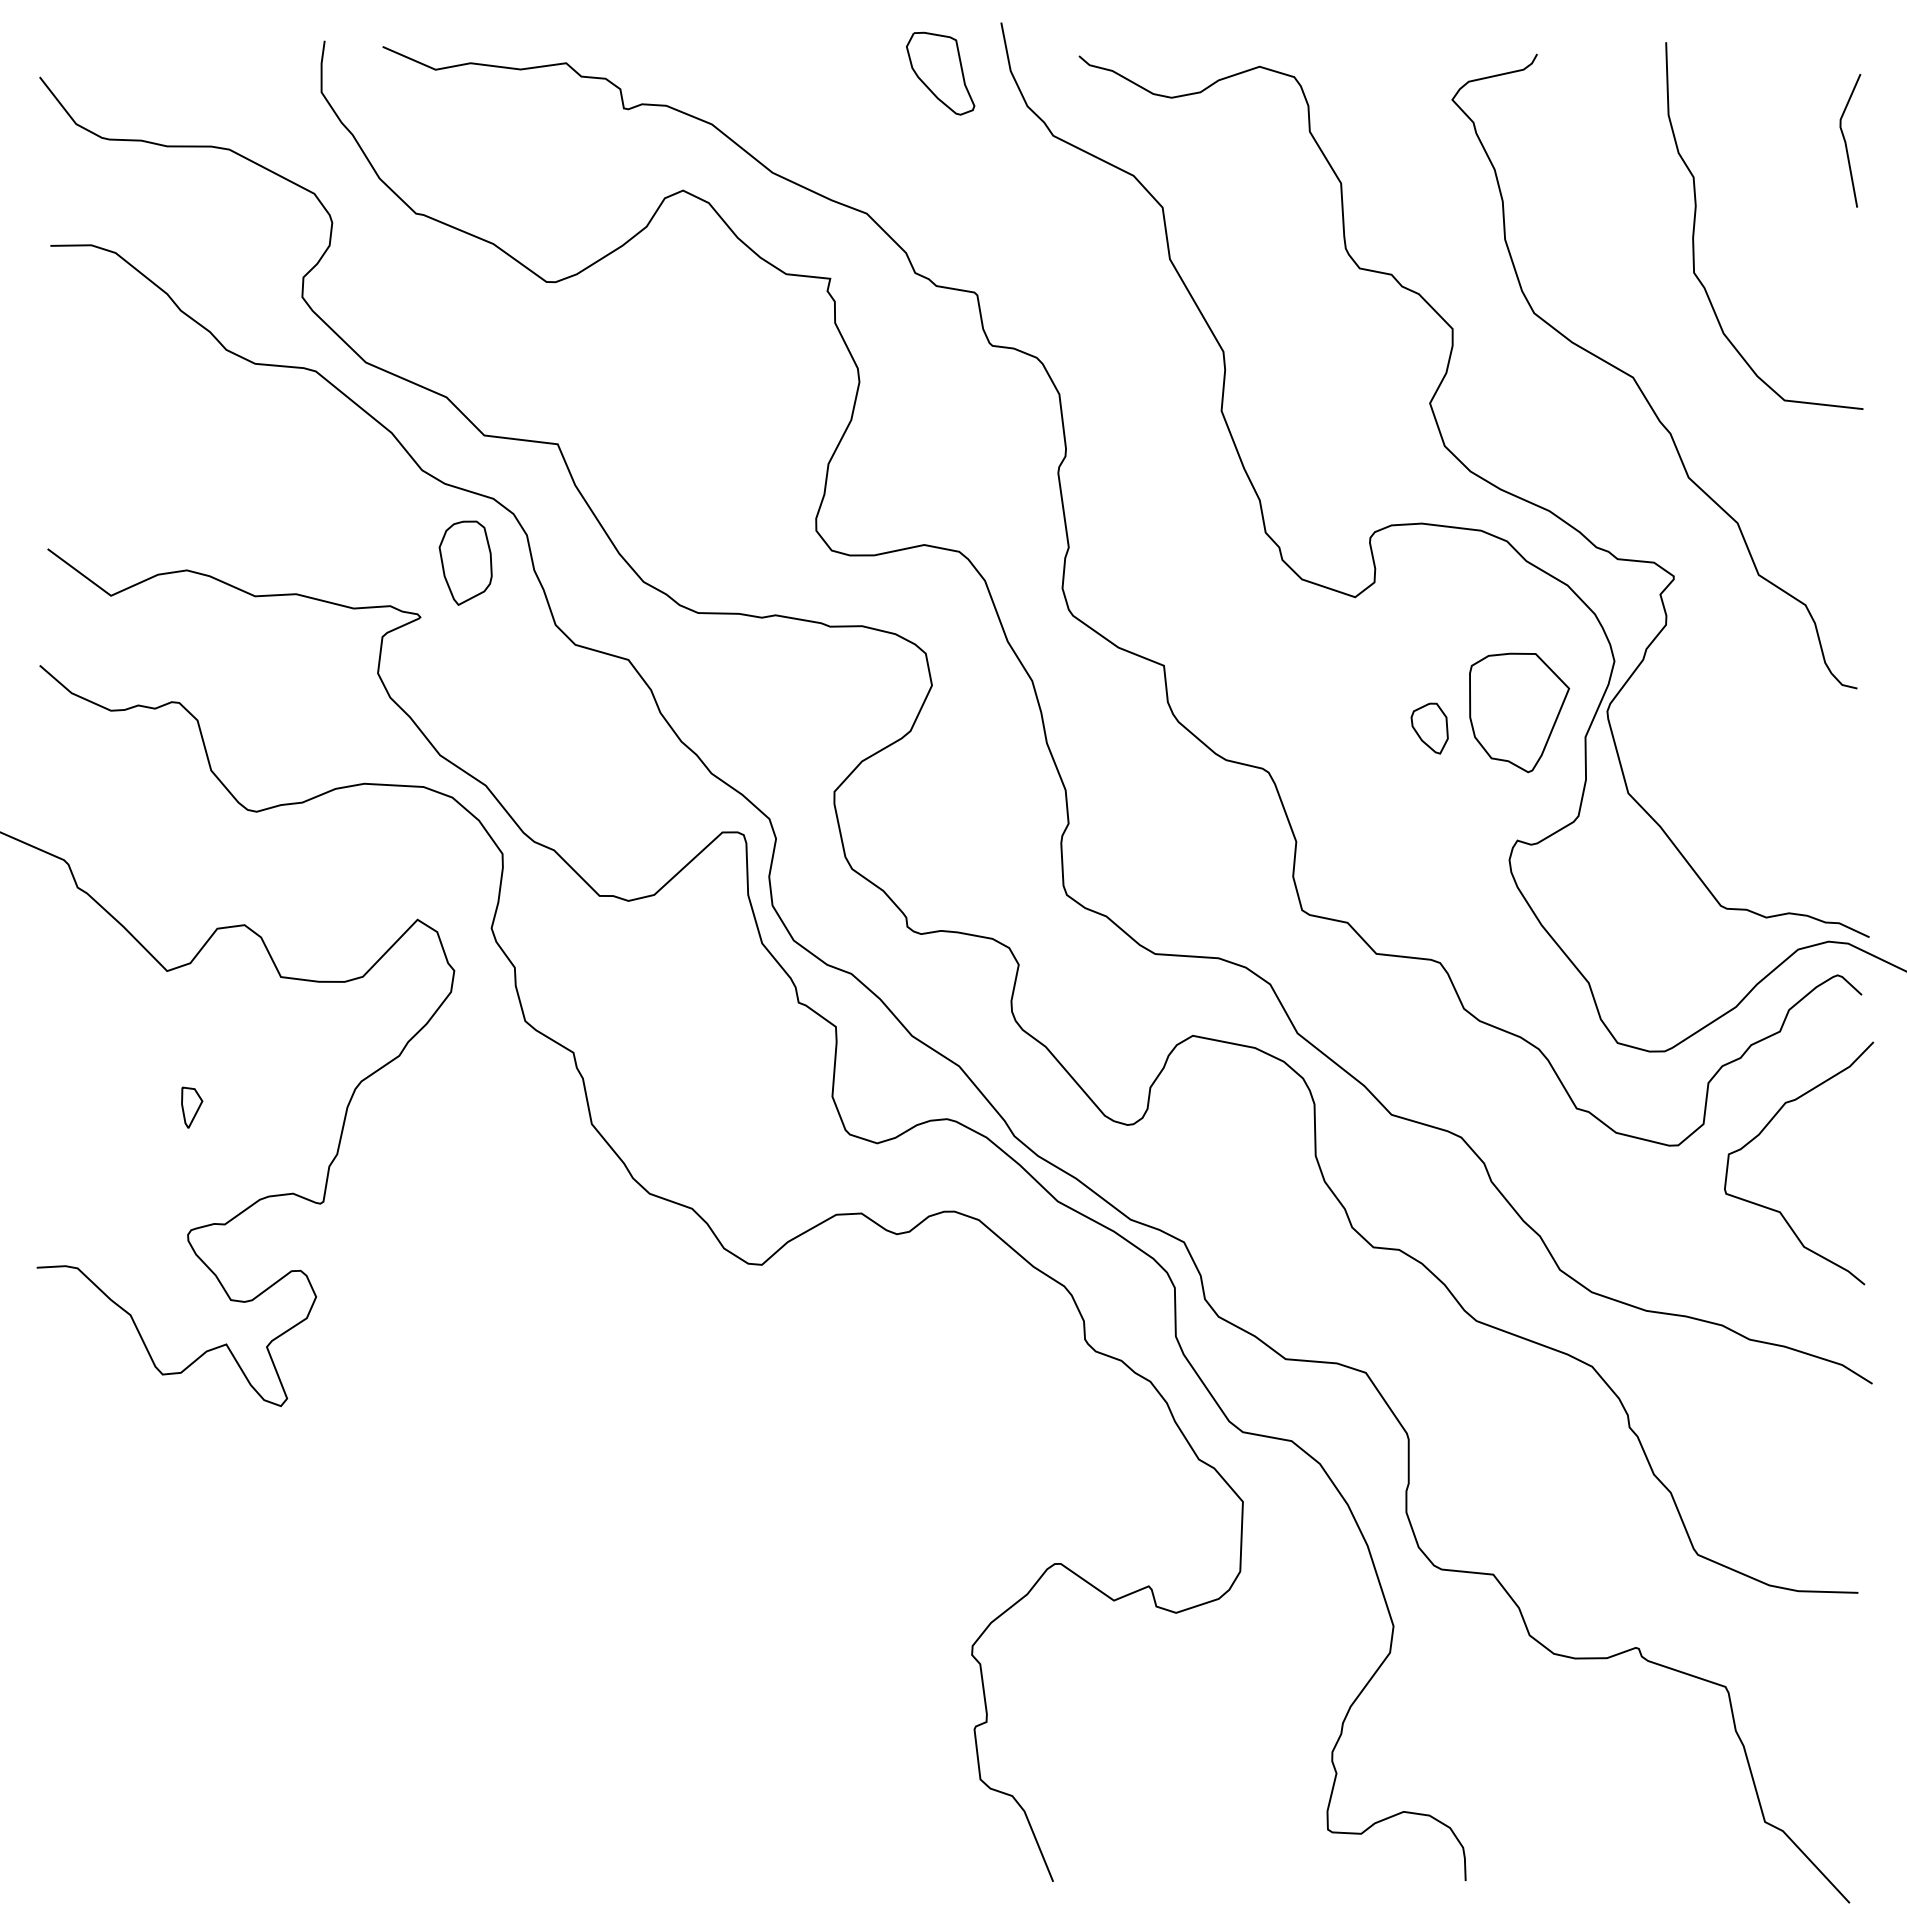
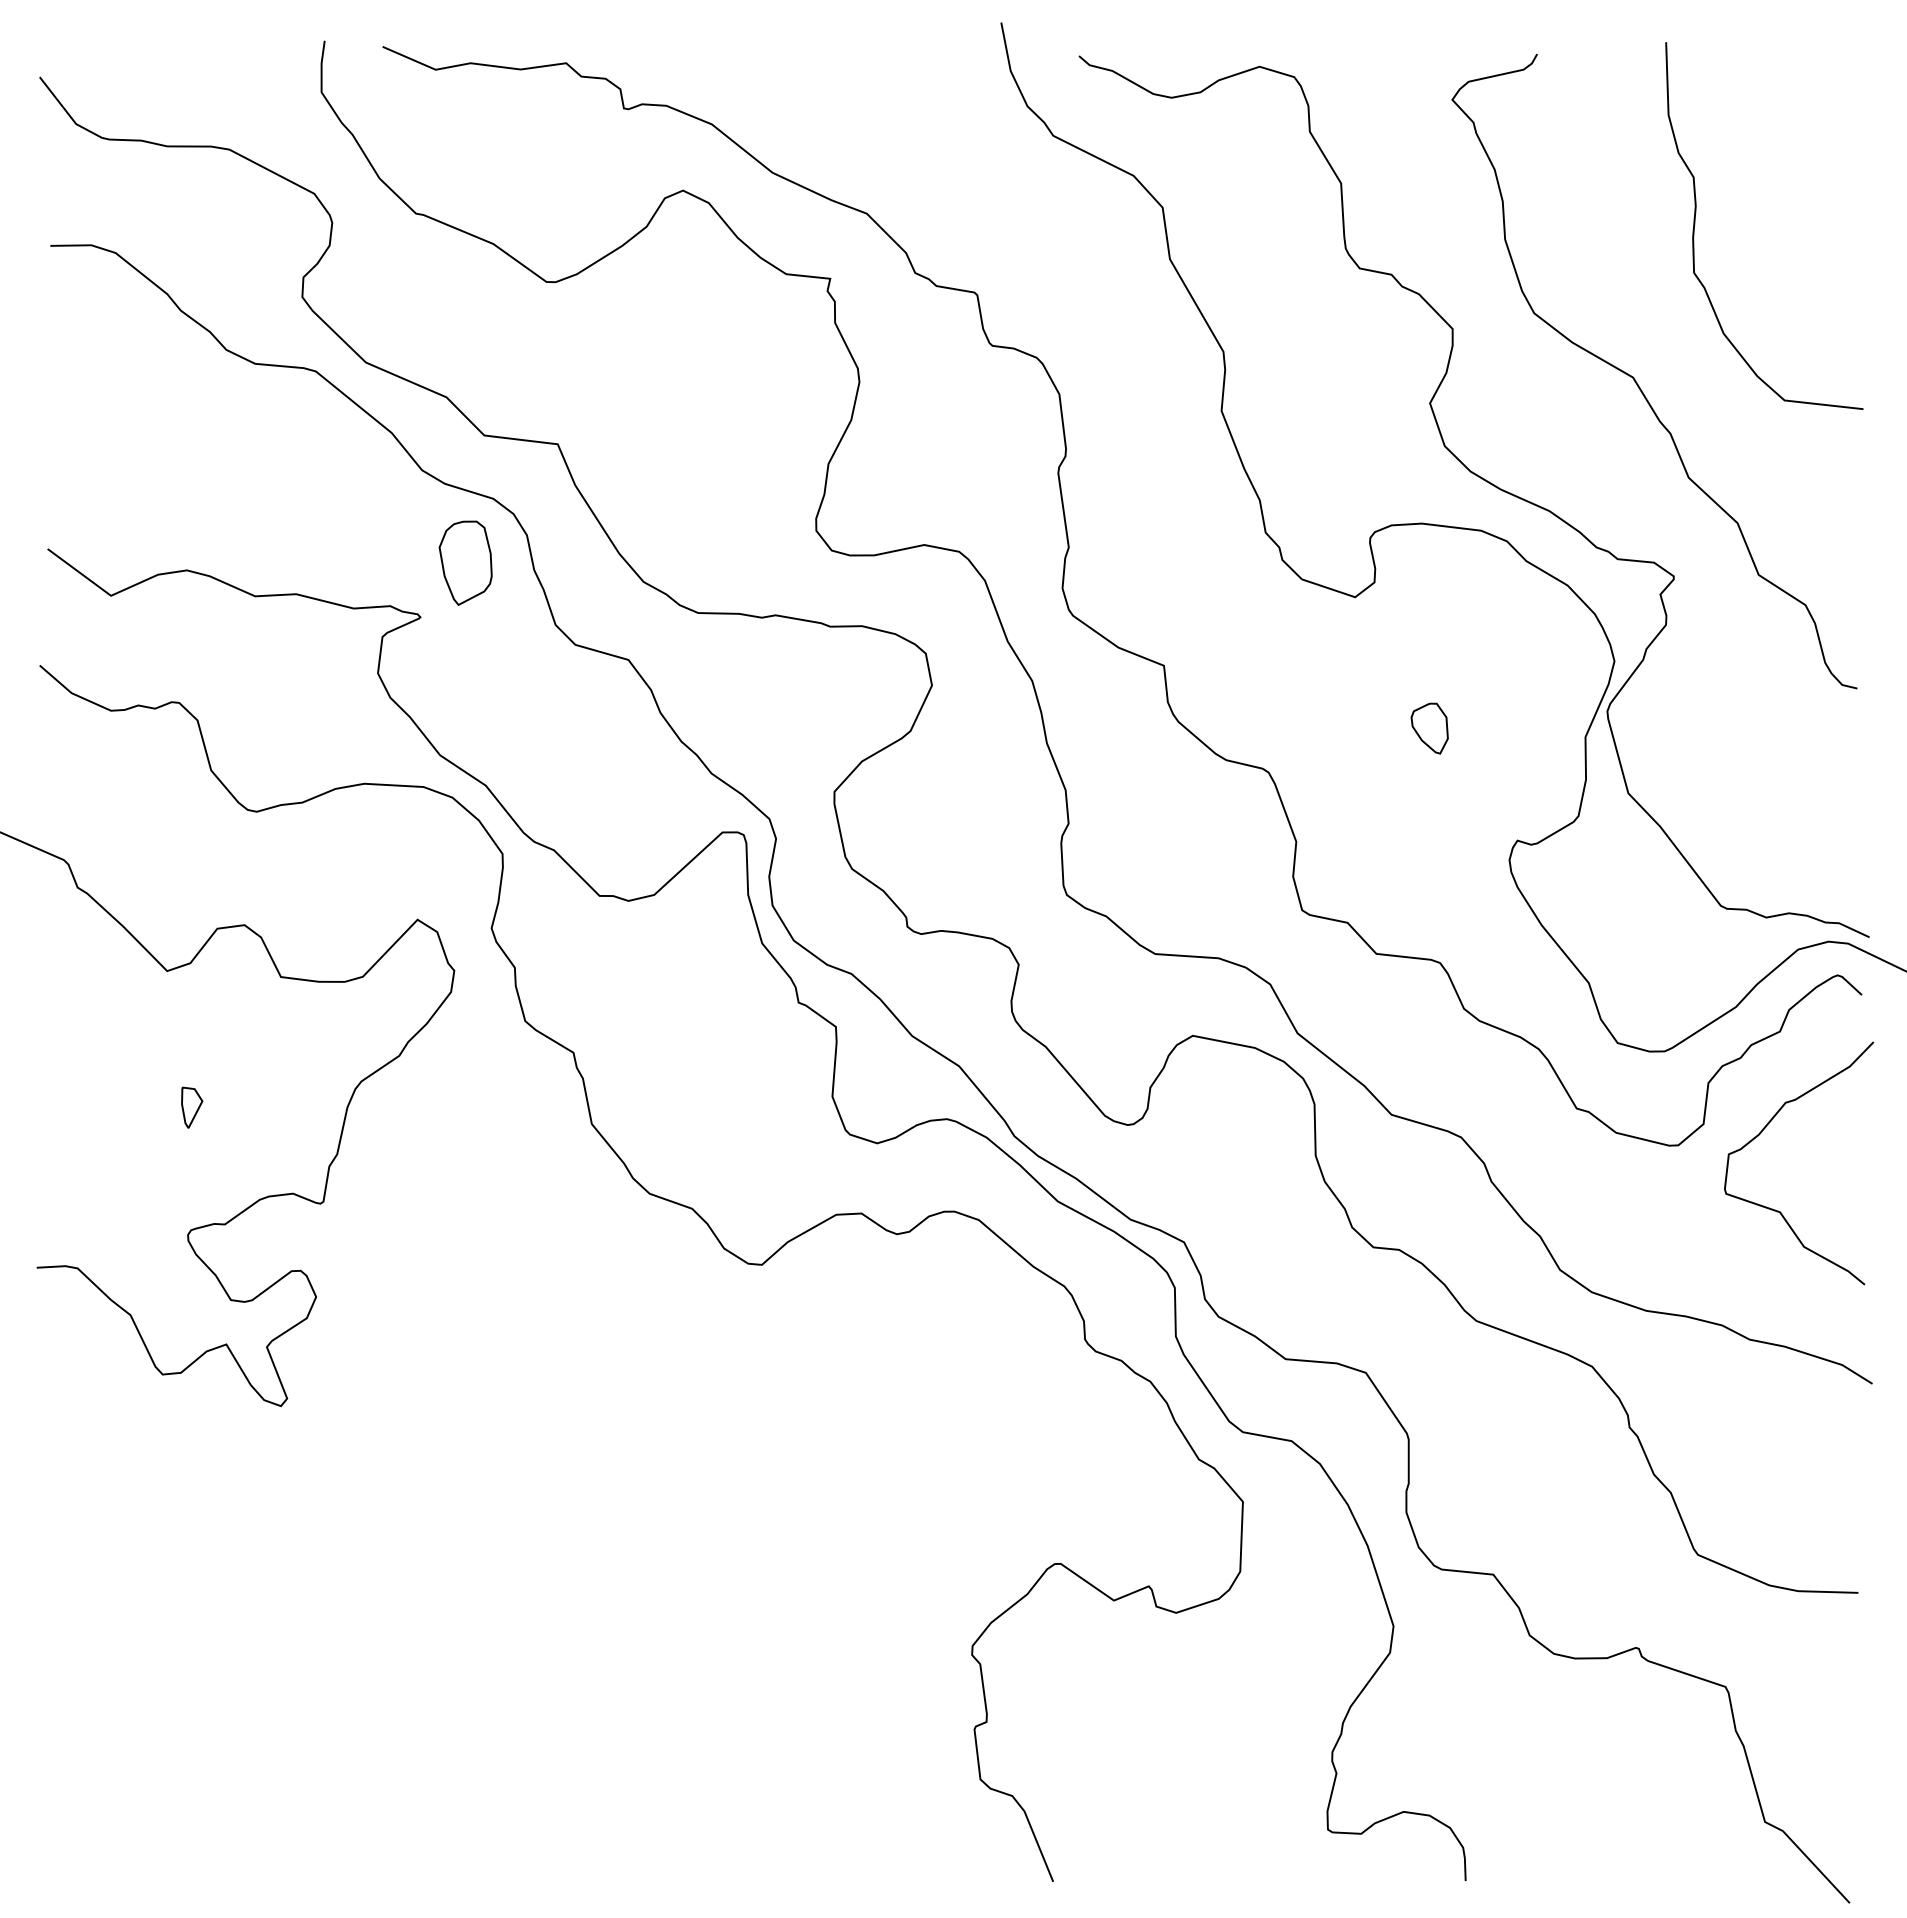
part: present -> none (940, 73)
line: present -> none (1846, 141)
part: present -> none (1519, 712)
